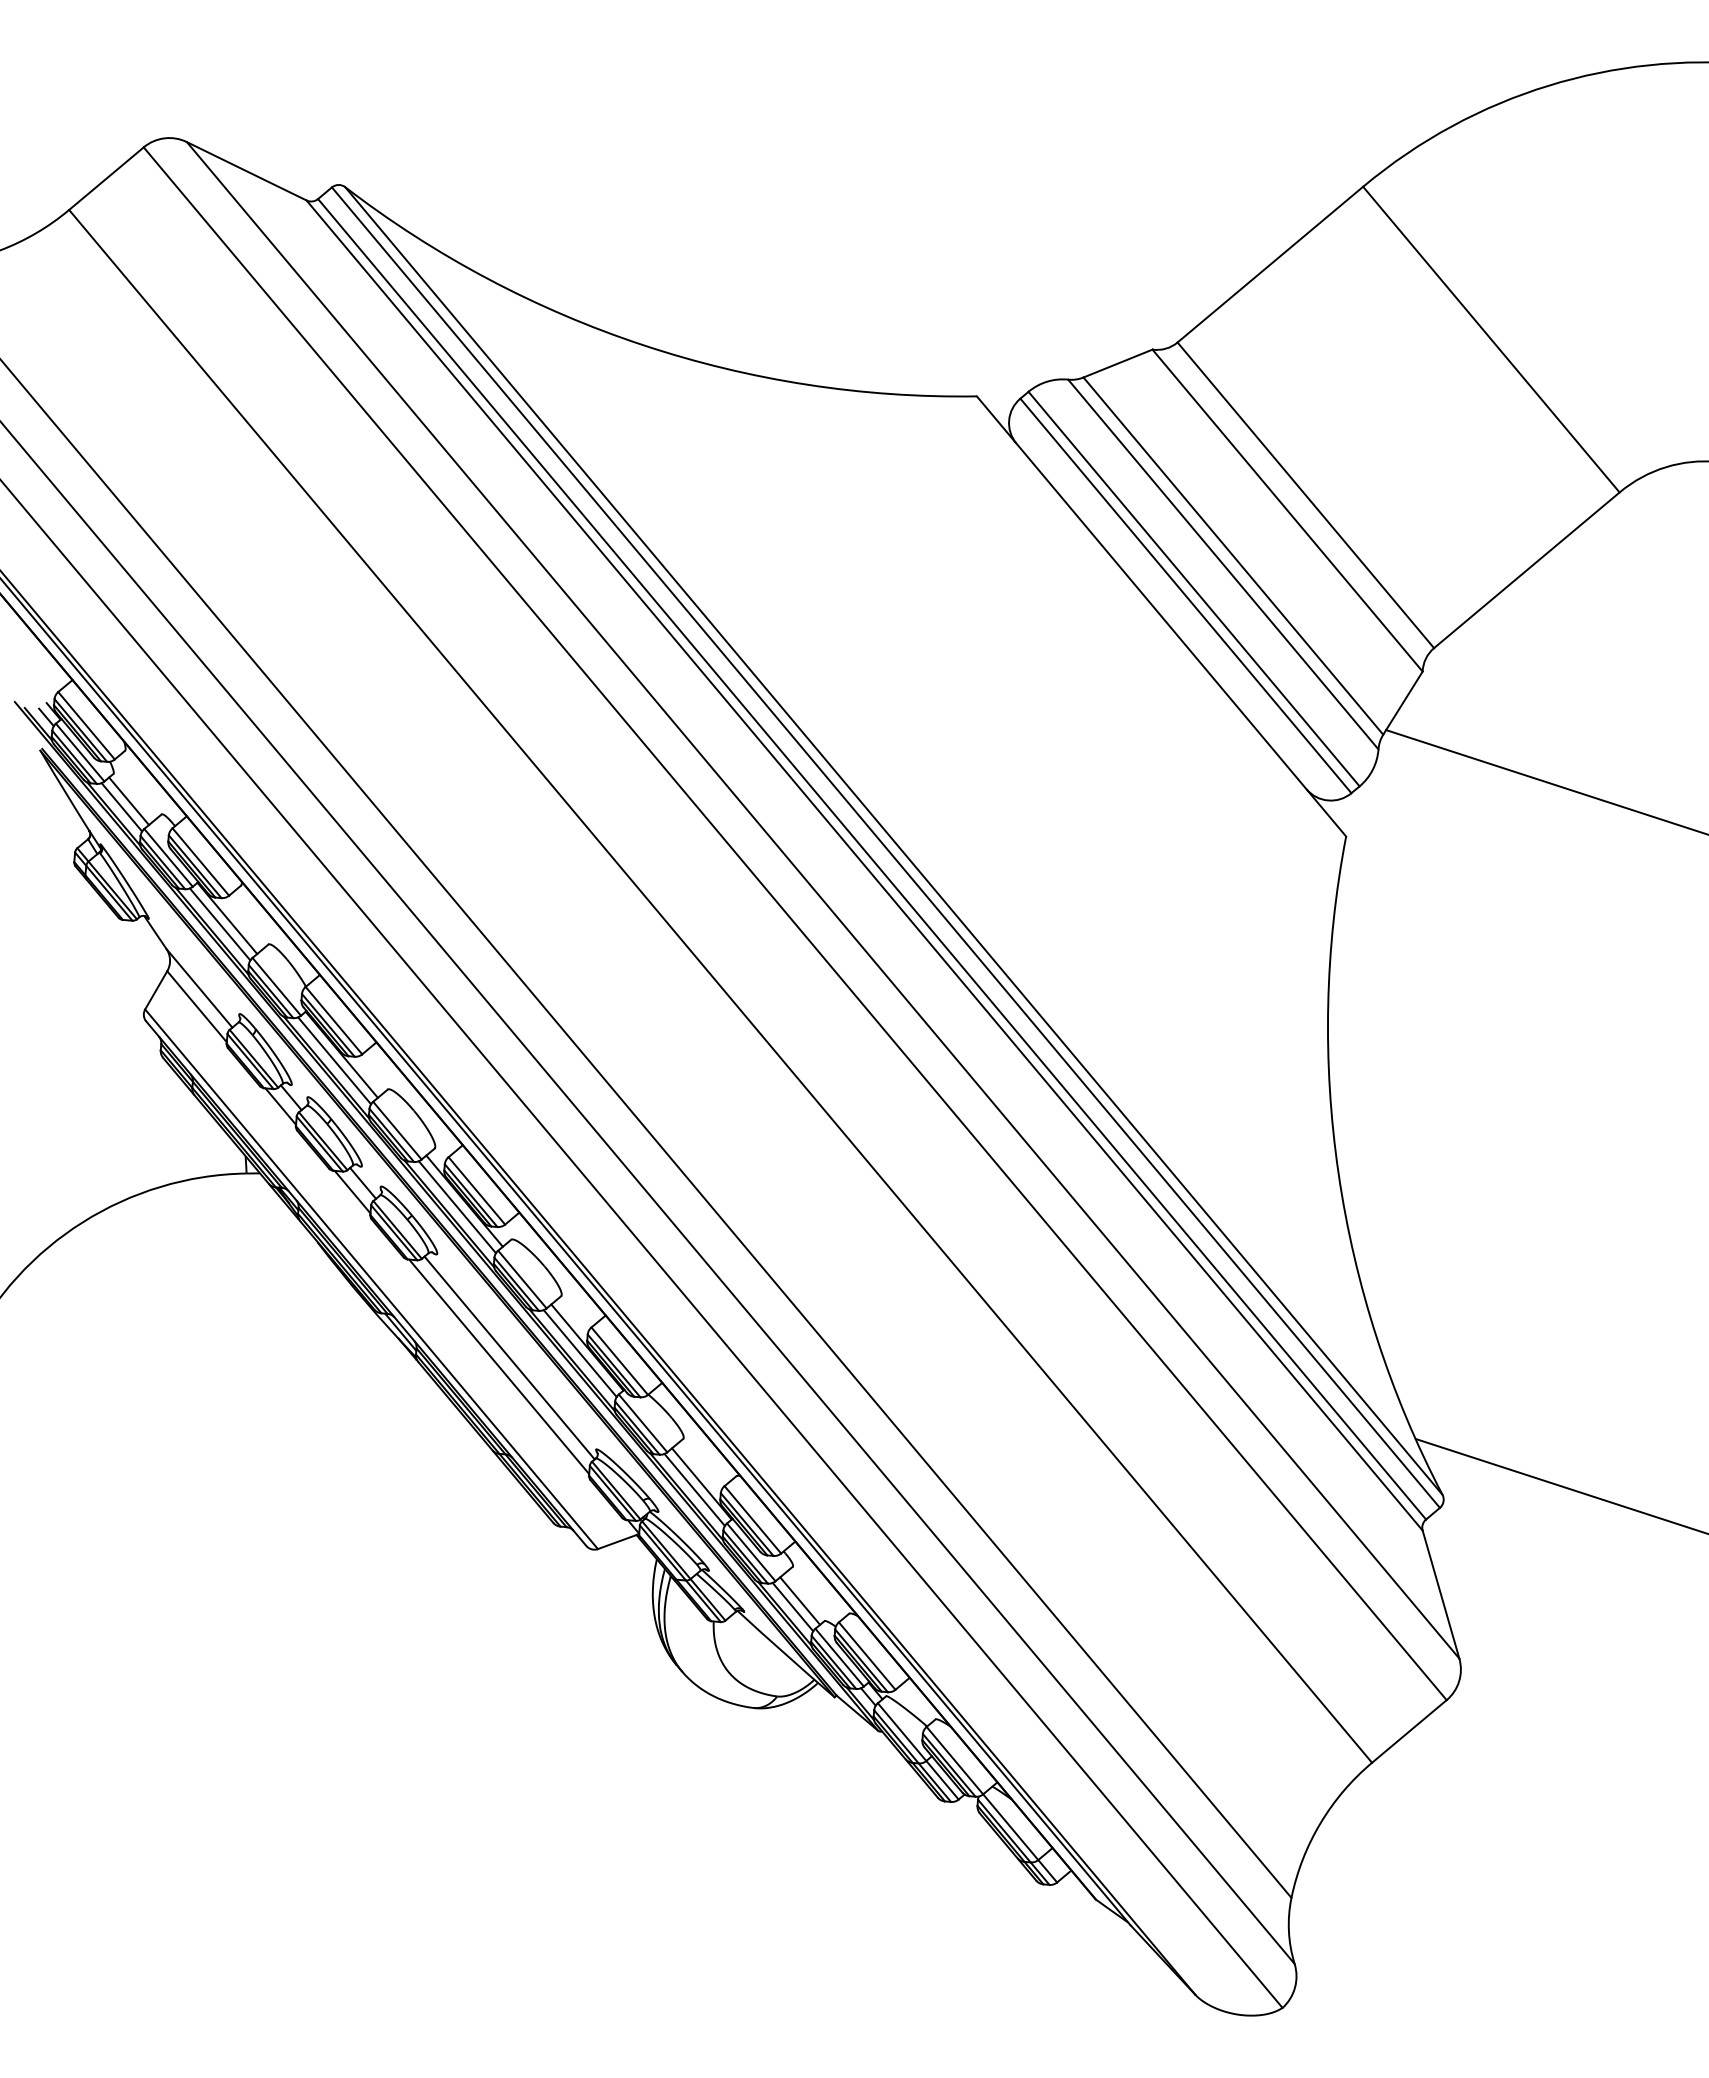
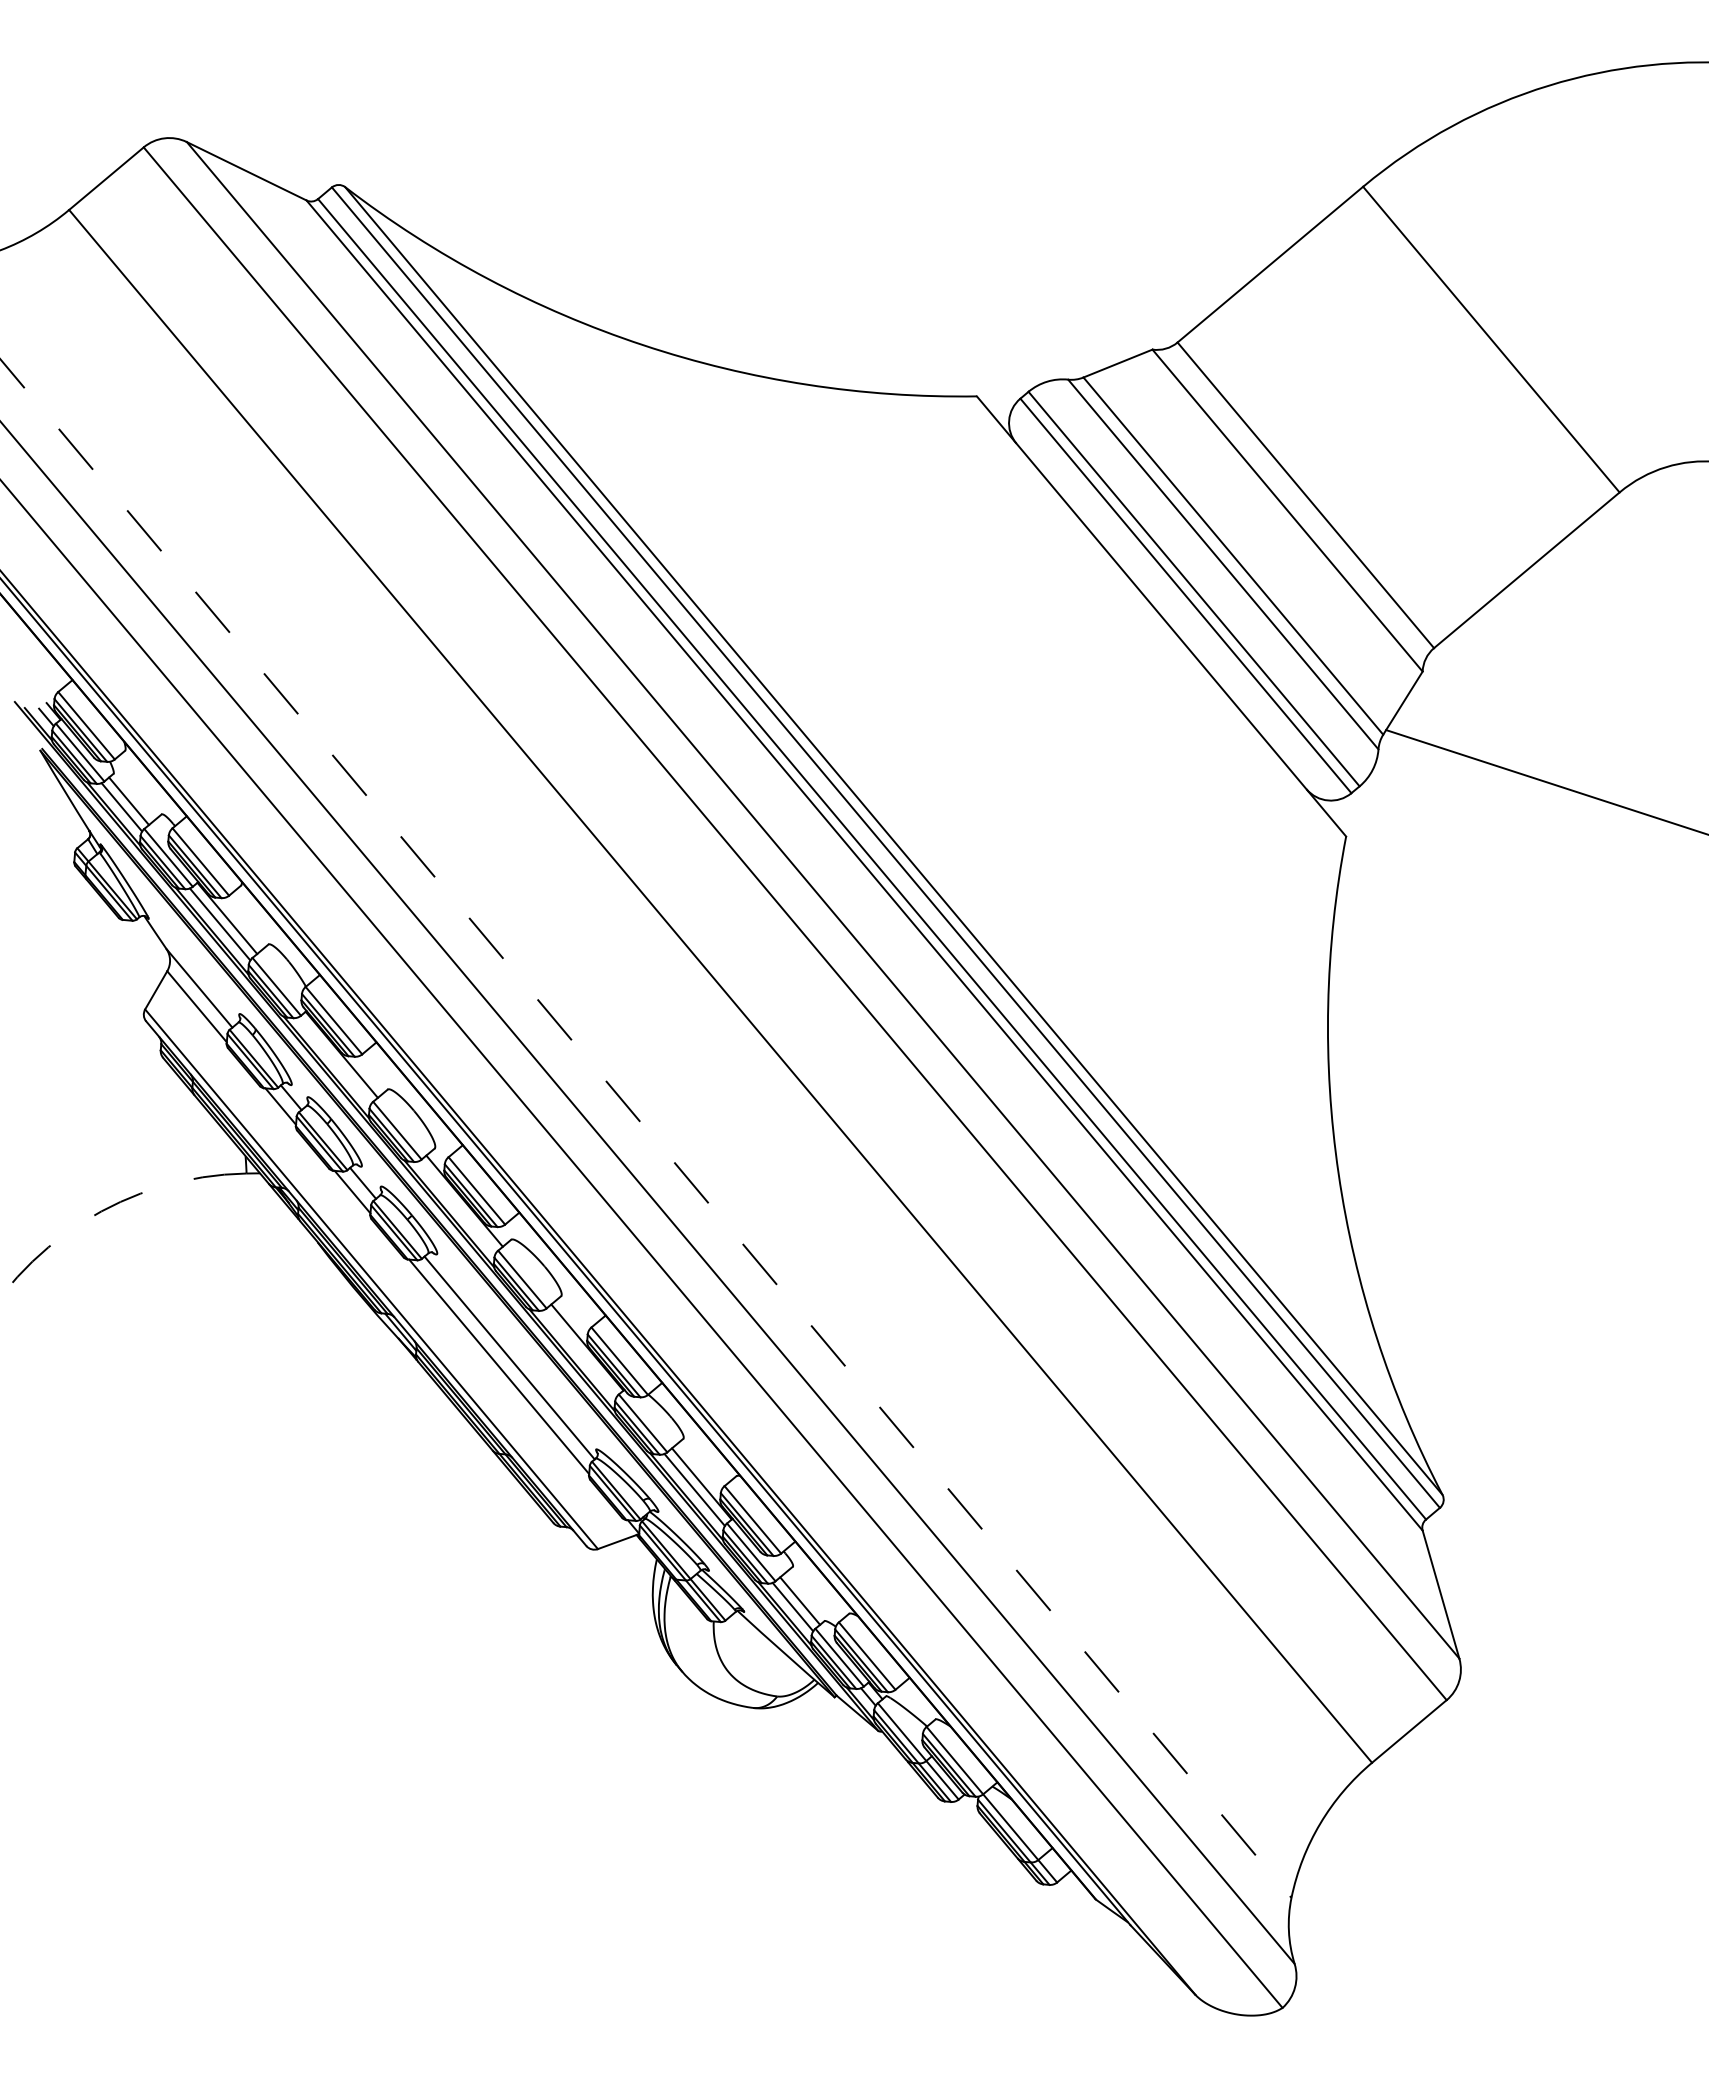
line: present -> none (334, 1060)
line: solid -> dashed (646, 1129)
arc: solid -> dashed (108, 1207)
line: present -> none (457, 1207)
line: present -> none (579, 1353)
line: present -> none (1560, 1486)
